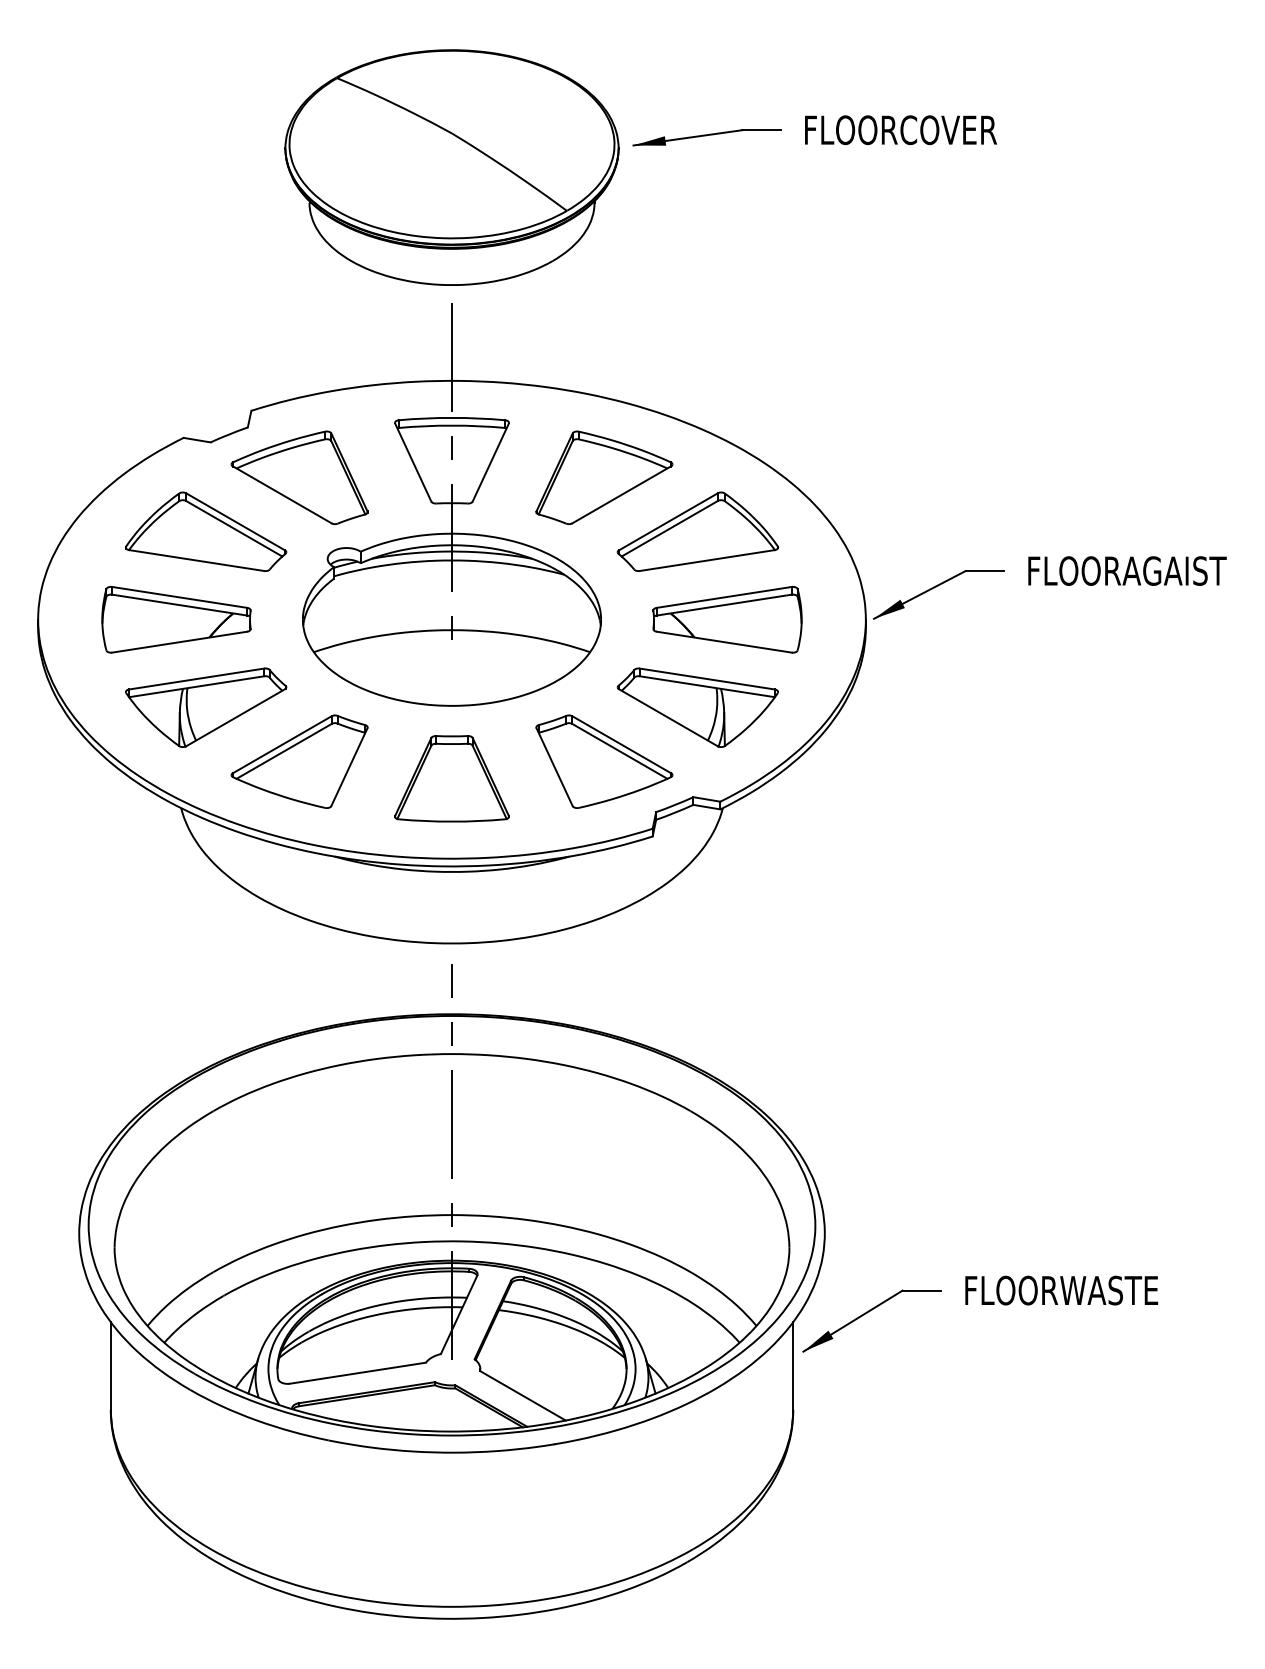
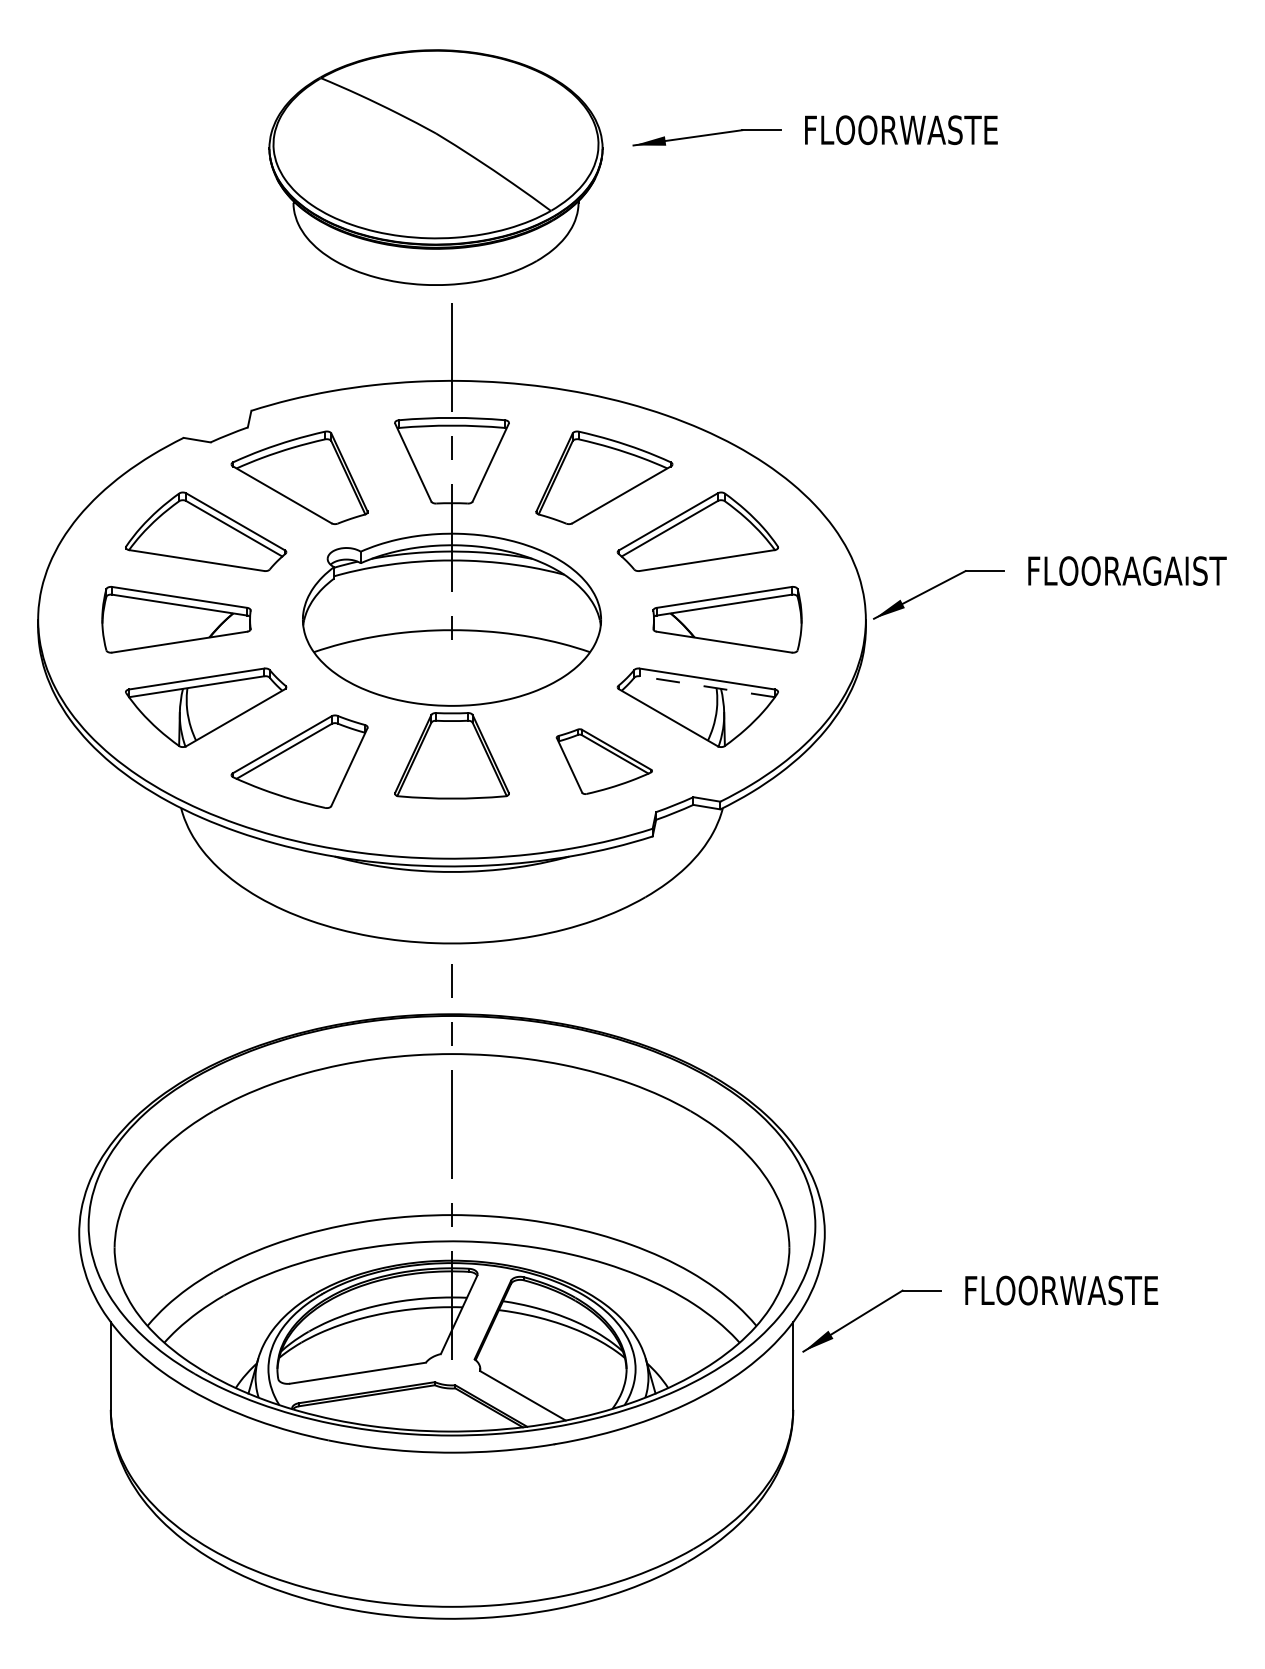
text: FLOORCOVER -> FLOORWASTE (948, 130)
part position: (451, 167) -> (435, 167) (435, 167)
line: solid -> dashed (706, 686)
part size: 139x95 px -> 98x67 px (603, 761)
part position: (451, 778) -> (451, 755) (451, 755)
